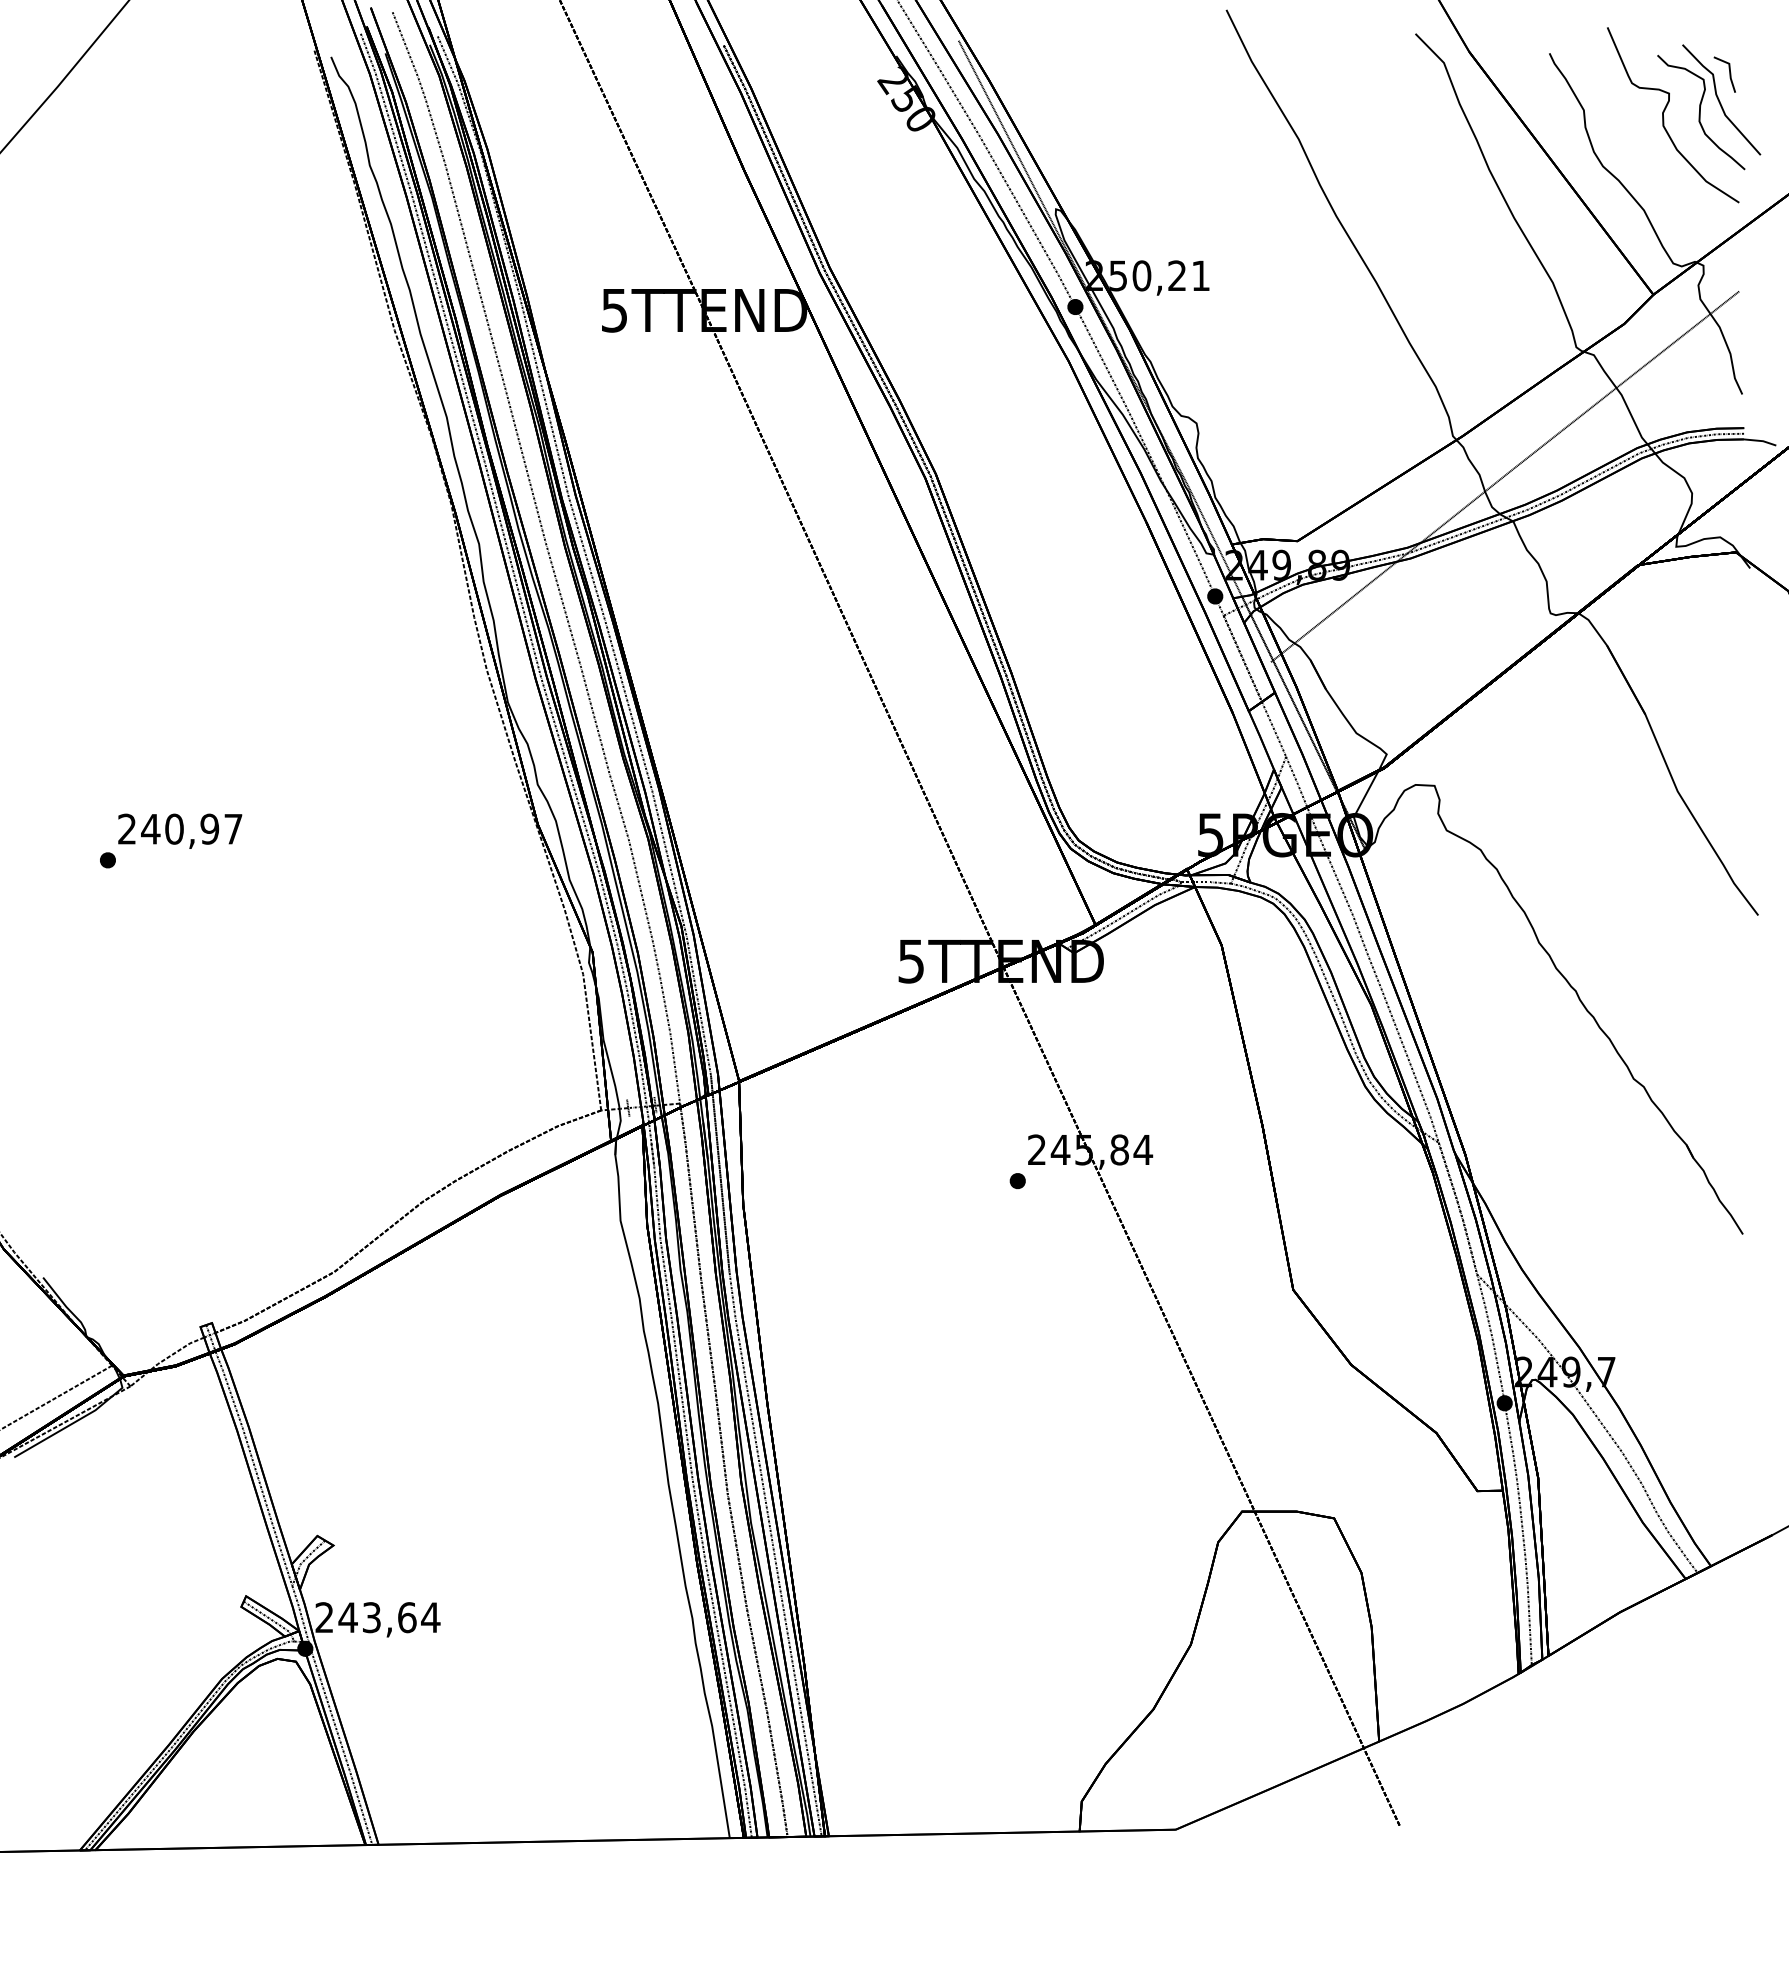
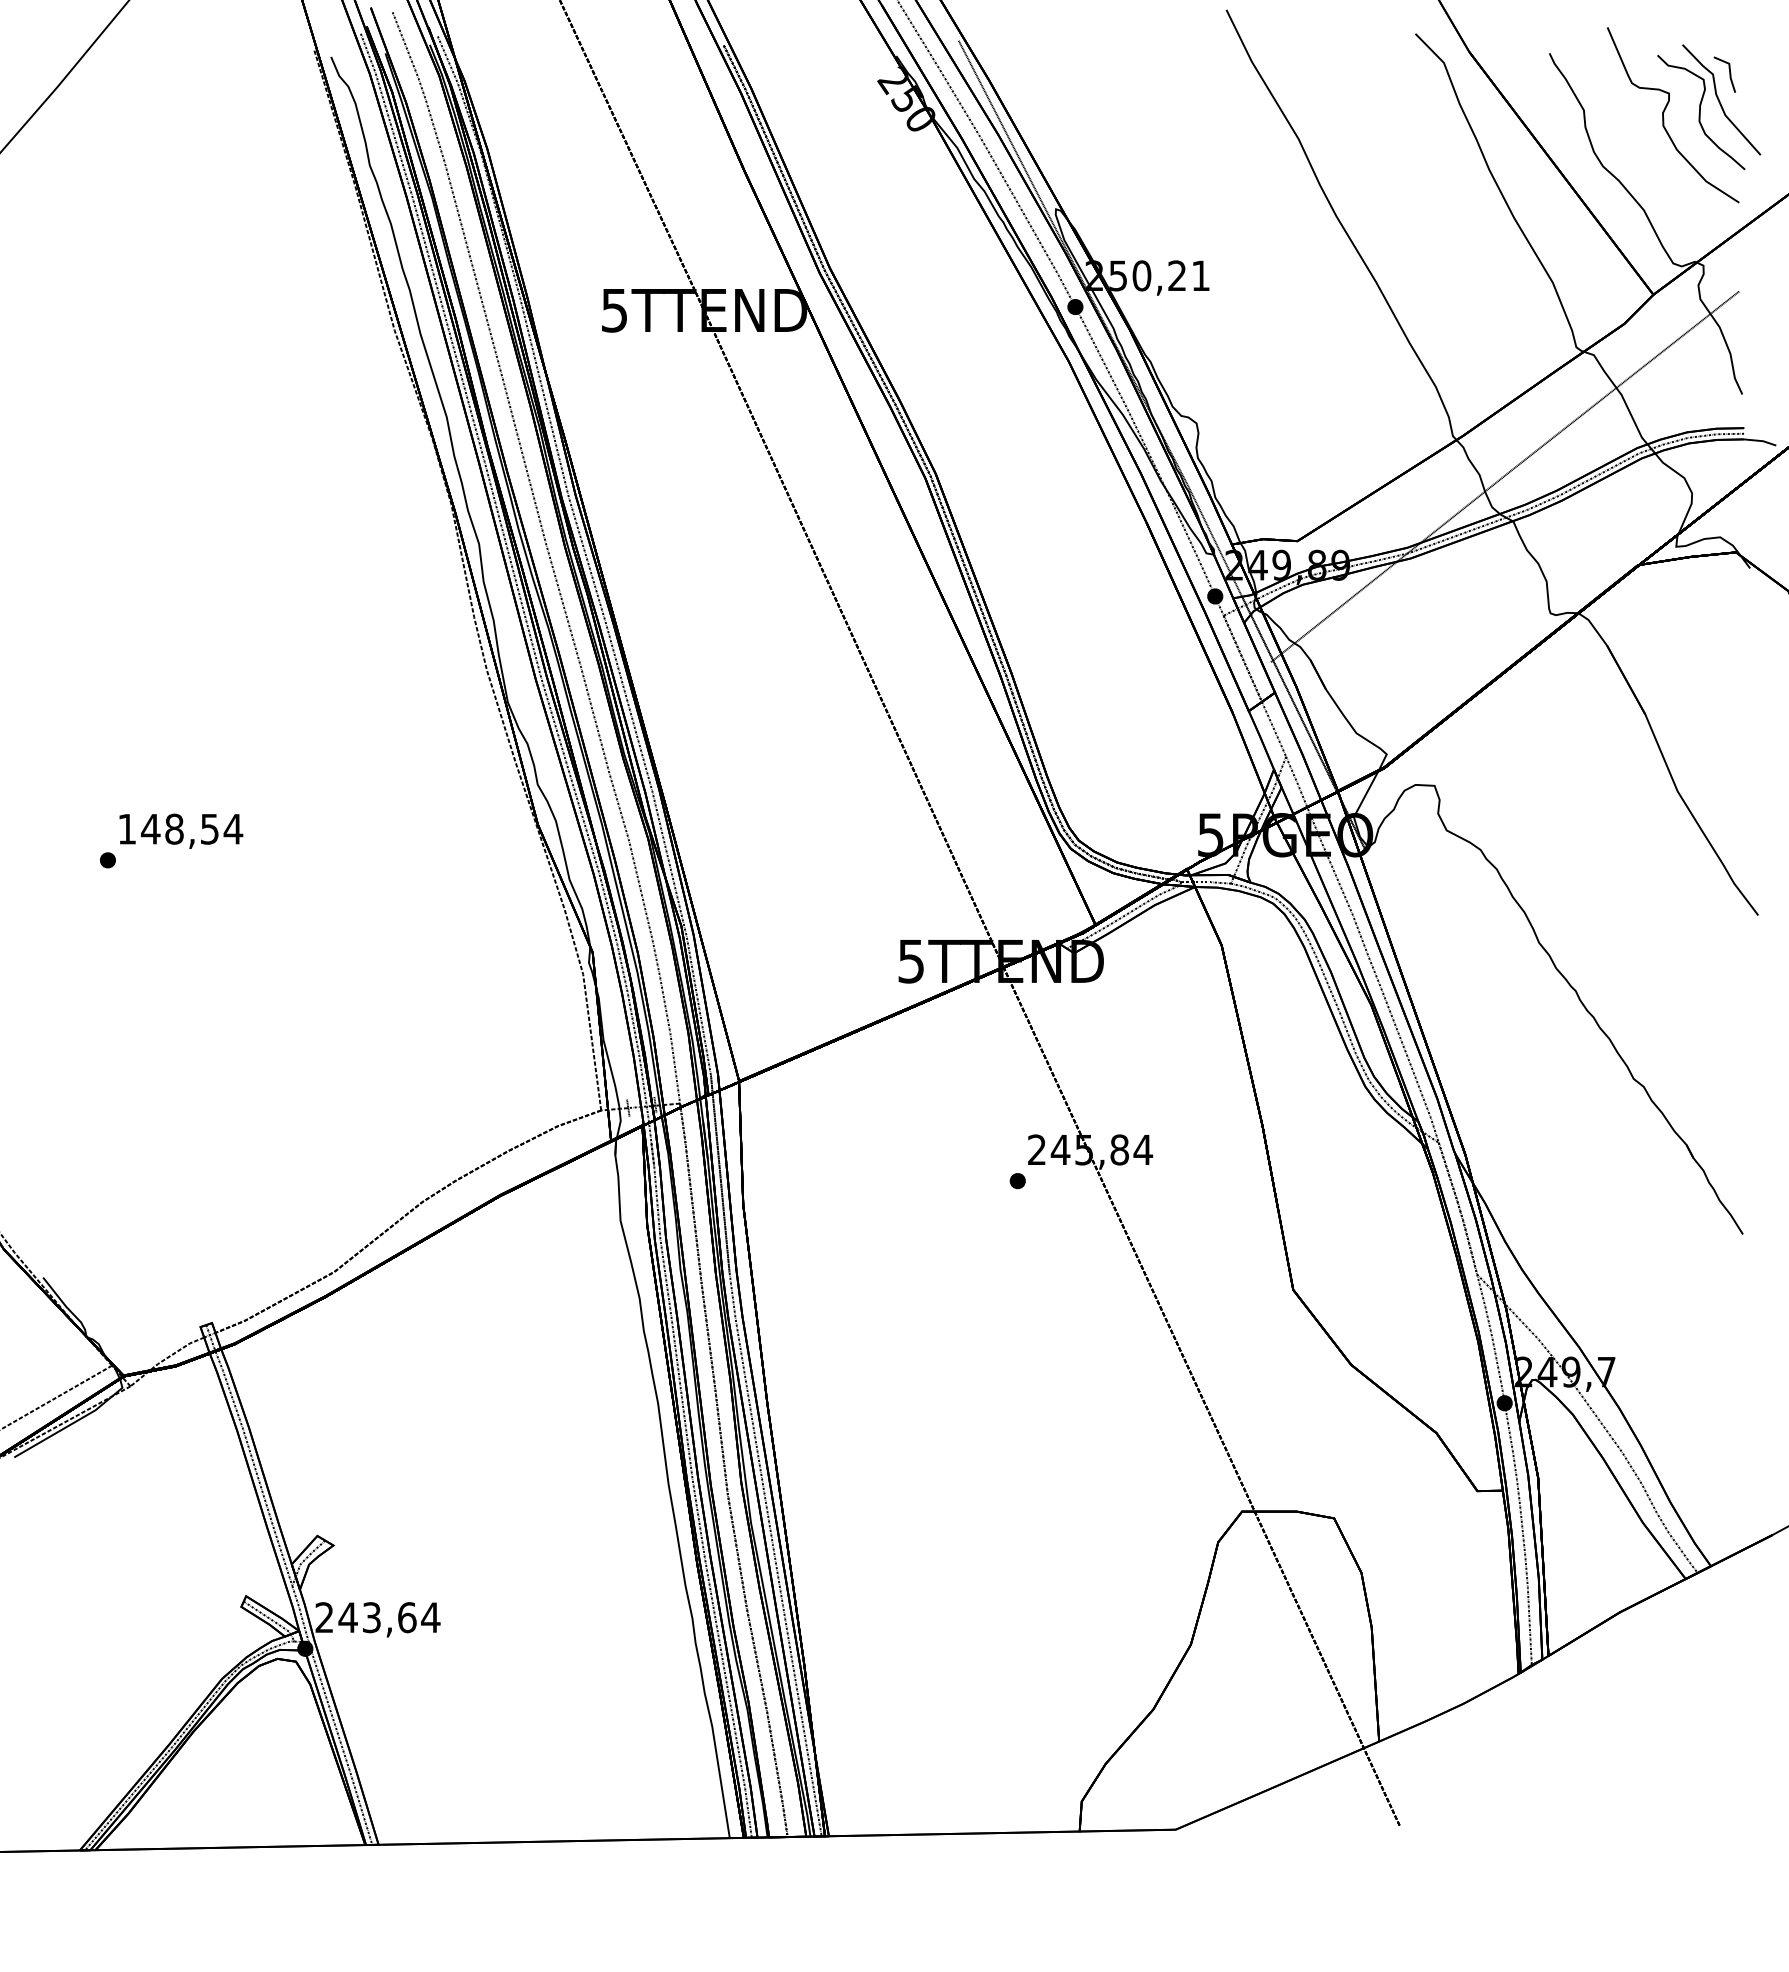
text: 240,97 -> 148,54 (180, 828)
